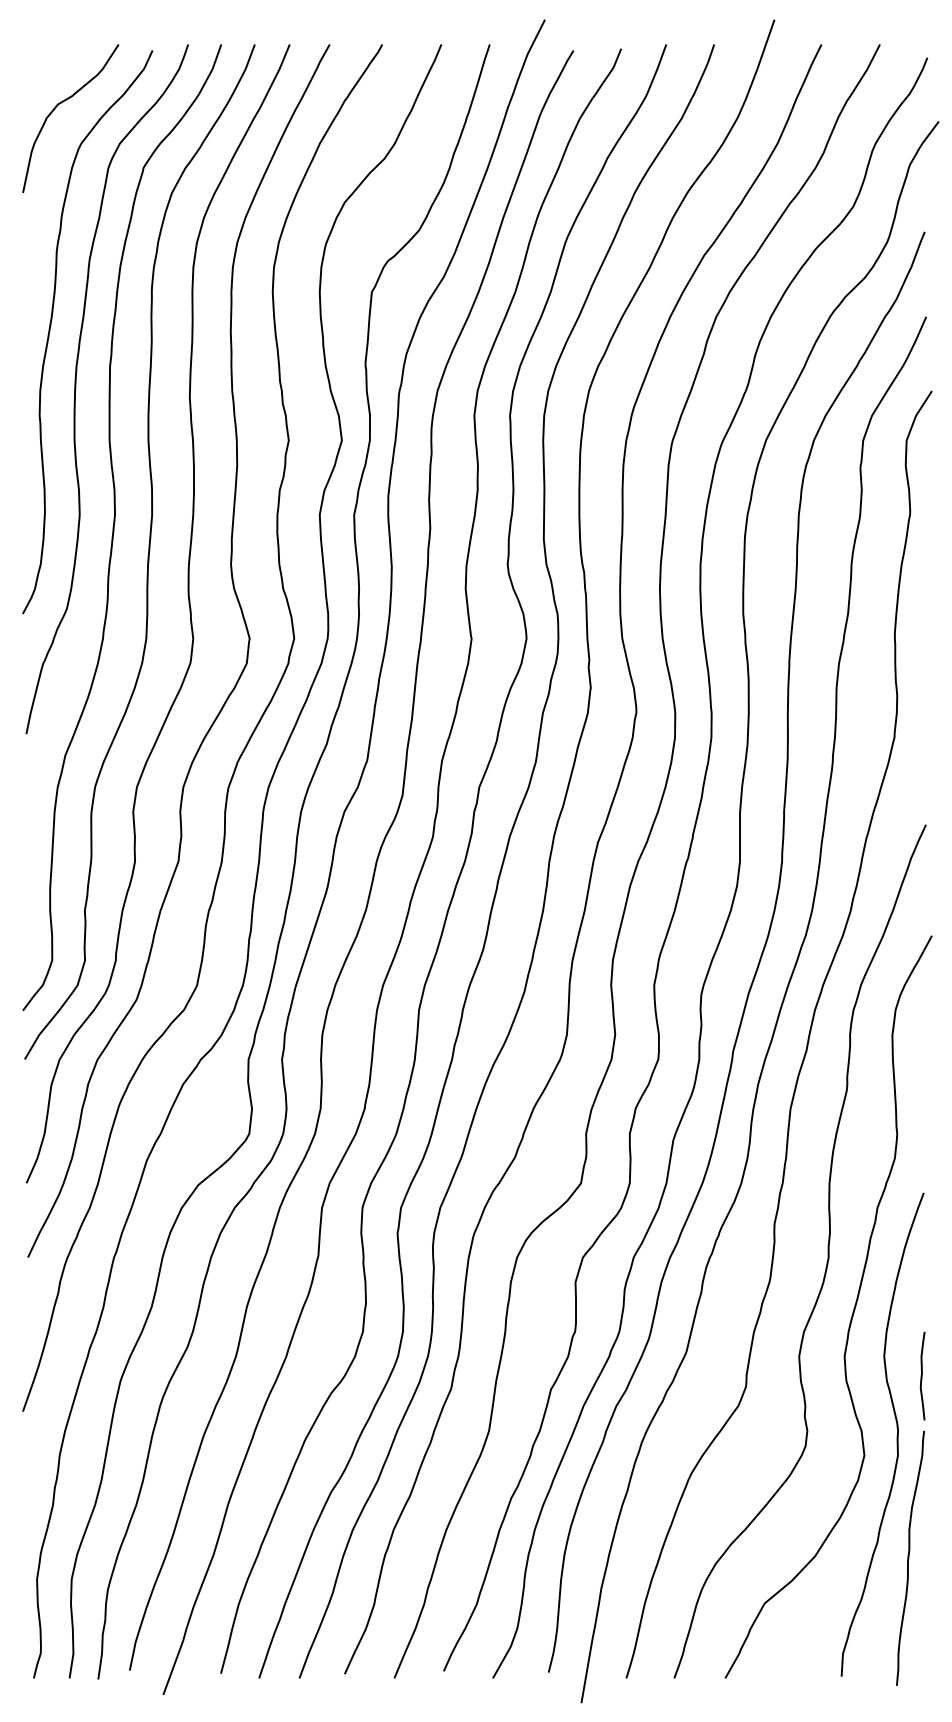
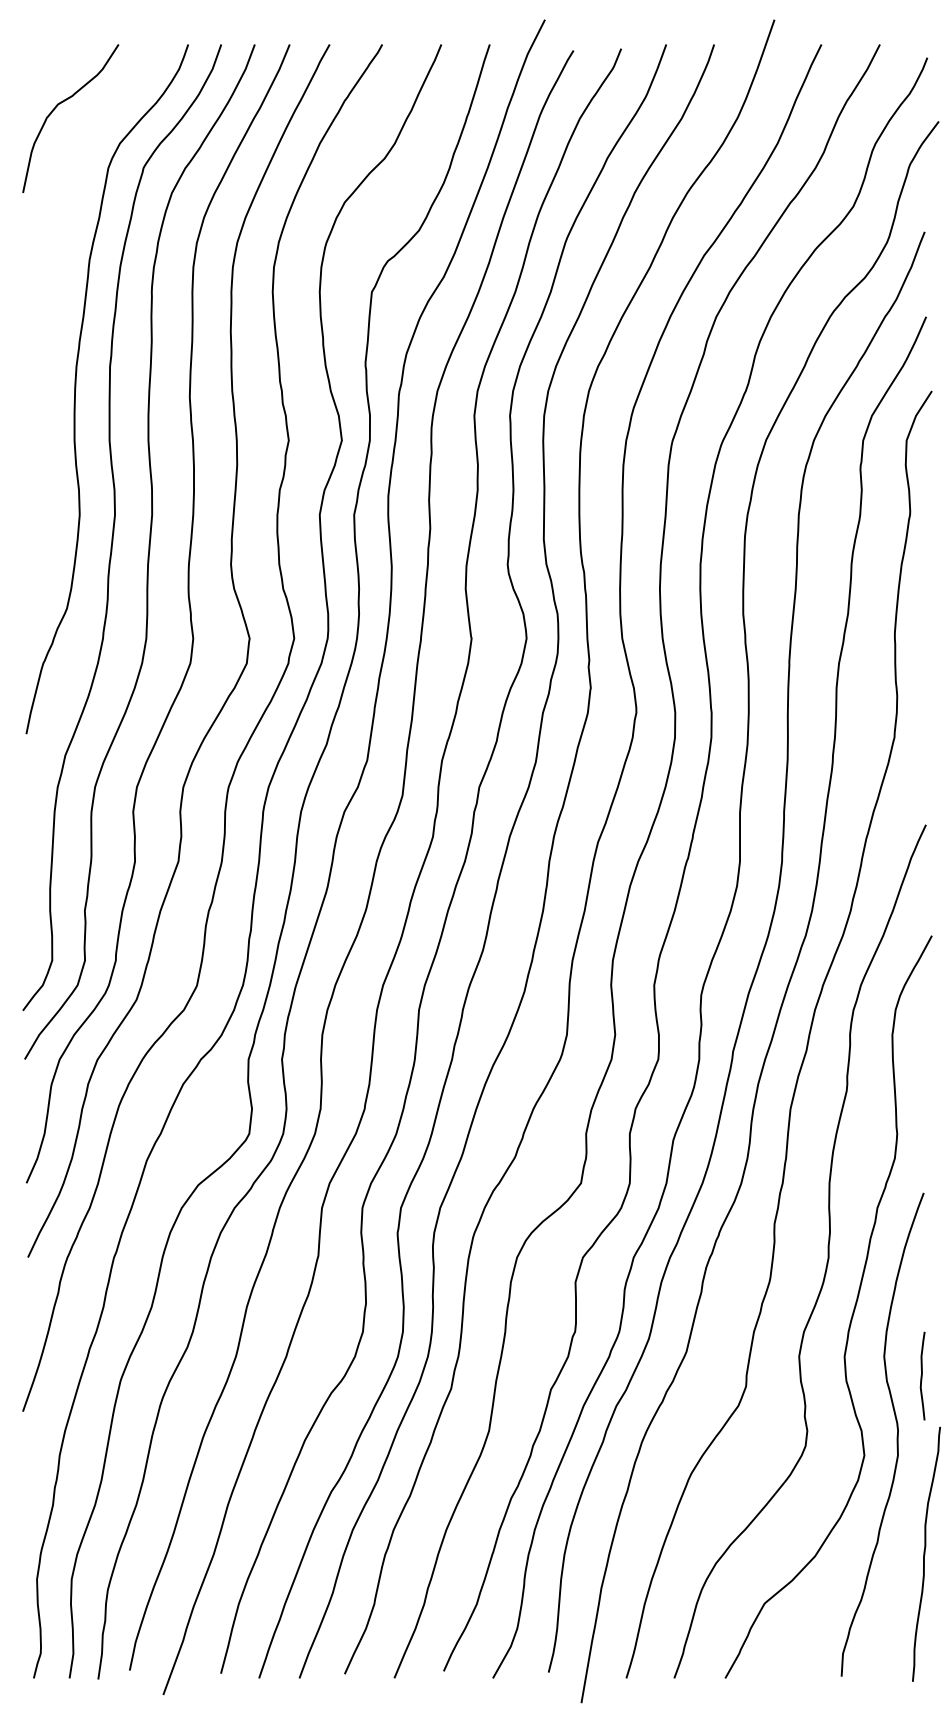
curve: present -> none (51, 326)
curve position: (909, 1557) -> (925, 1553) (925, 1553)
